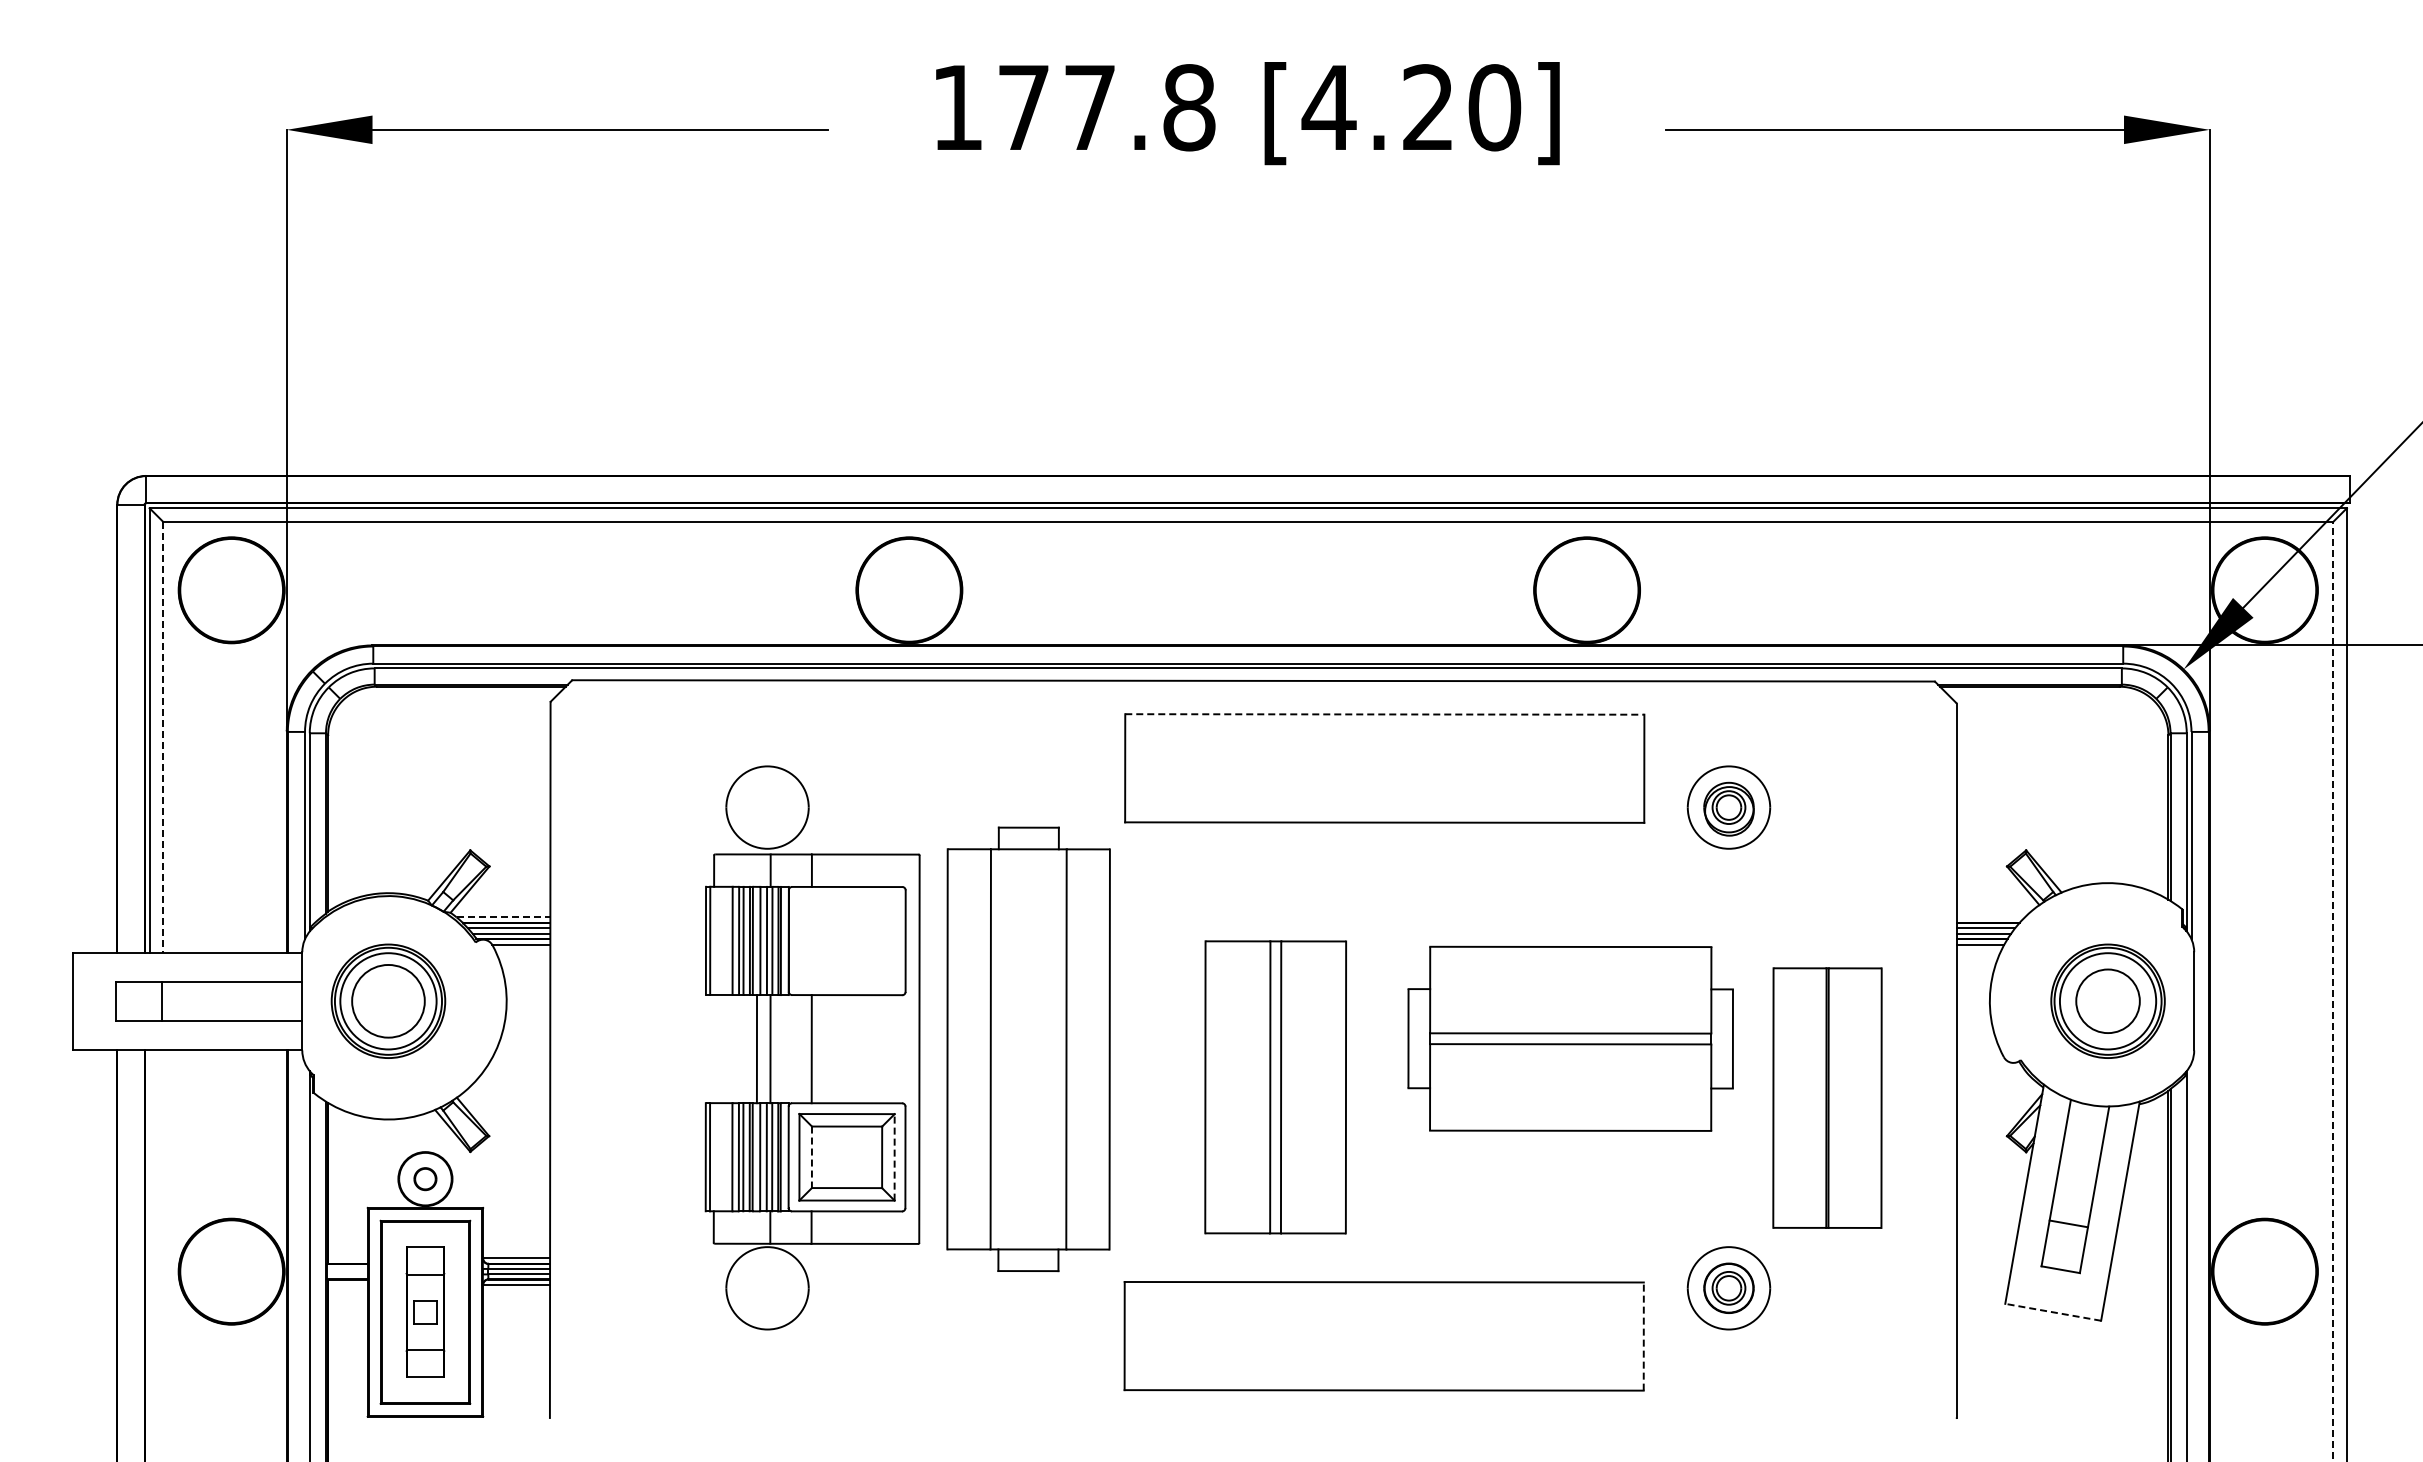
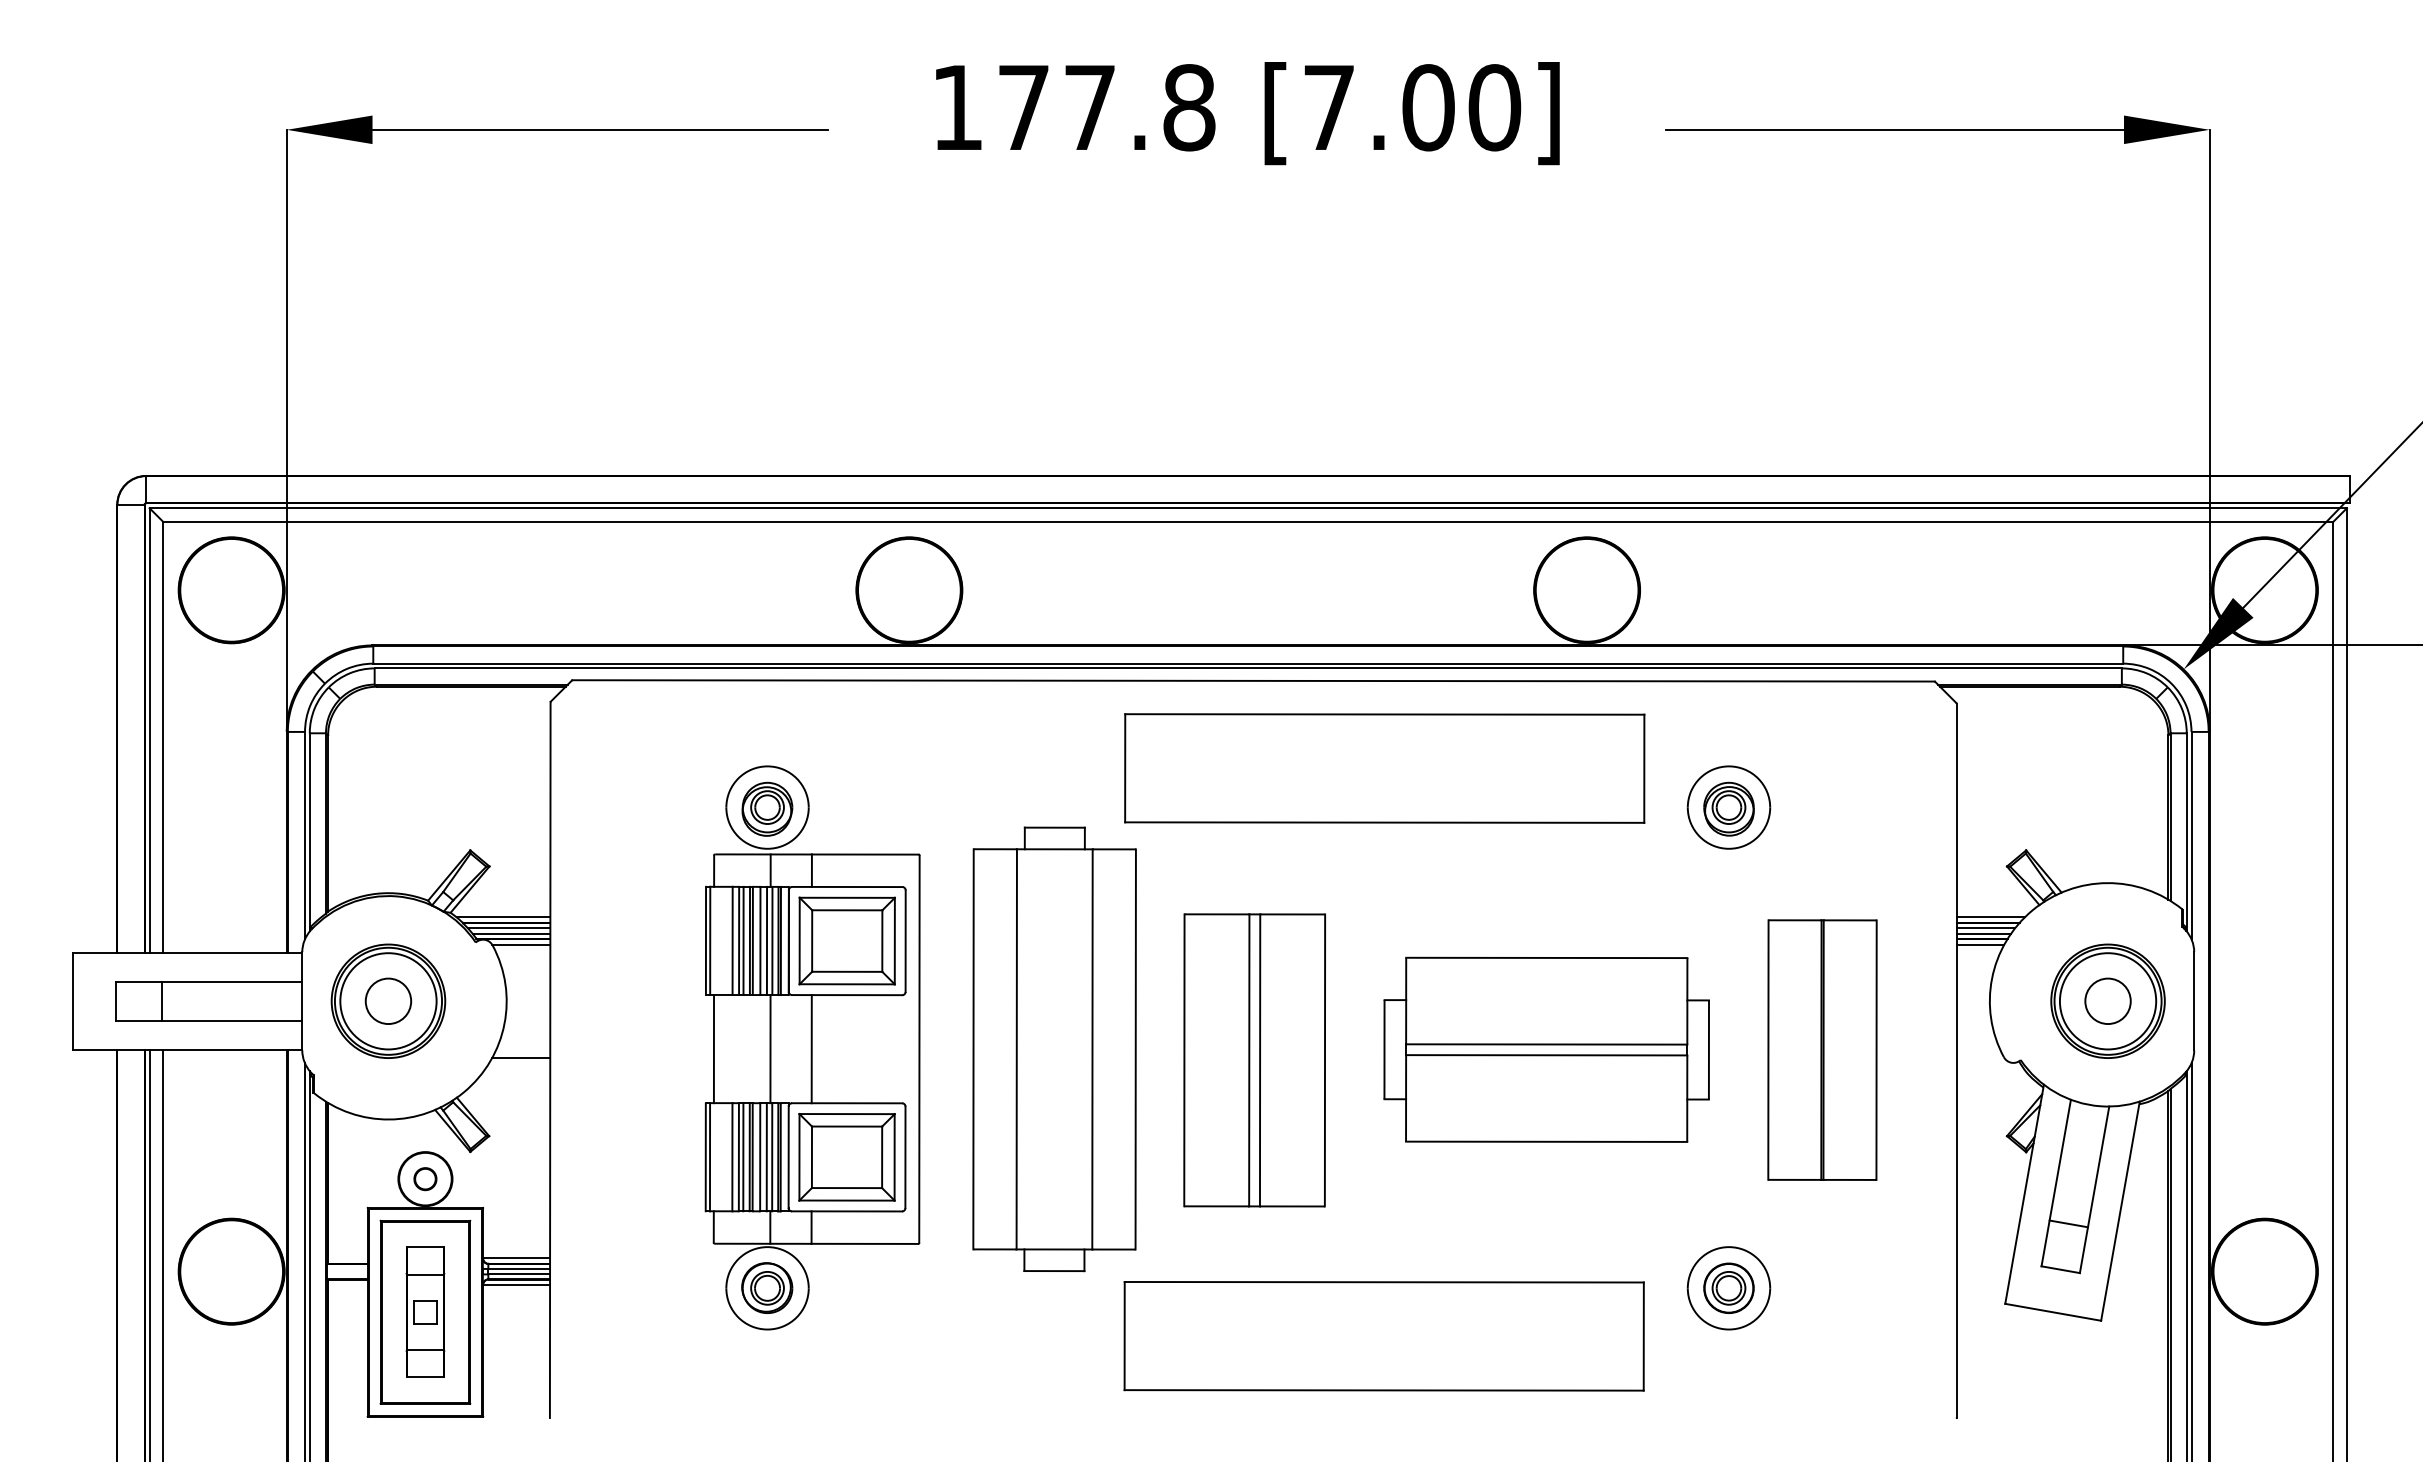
text: [4.20] -> [7.00] (1377, 107)
line: dashed -> solid (1384, 714)
line: dashed -> solid (163, 737)
part: none -> present (767, 808)
line: dashed -> solid (503, 917)
line: none -> present (1990, 917)
part: none -> present (846, 940)
line: dashed -> solid (2333, 991)
circle diameter: 73 px -> 45 px (388, 1001)
circle diameter: 64 px -> 45 px (2107, 1001)
part position: (1570, 1038) -> (1546, 1049) (1546, 1049)
line position: (756, 1049) -> (713, 1049) (713, 1049)
part position: (1028, 1049) -> (1054, 1049) (1054, 1049)
line: none -> present (521, 1057)
part position: (1275, 1087) -> (1254, 1060) (1254, 1060)
part position: (1827, 1097) -> (1822, 1049) (1822, 1049)
line: dashed -> solid (894, 1156)
line: dashed -> solid (811, 1157)
line: none -> present (149, 1253)
line: none -> present (163, 1253)
line: none -> present (305, 1260)
line: none -> present (2191, 1260)
part: none -> present (767, 1287)
line: dashed -> solid (2053, 1312)
line: dashed -> solid (1643, 1336)
